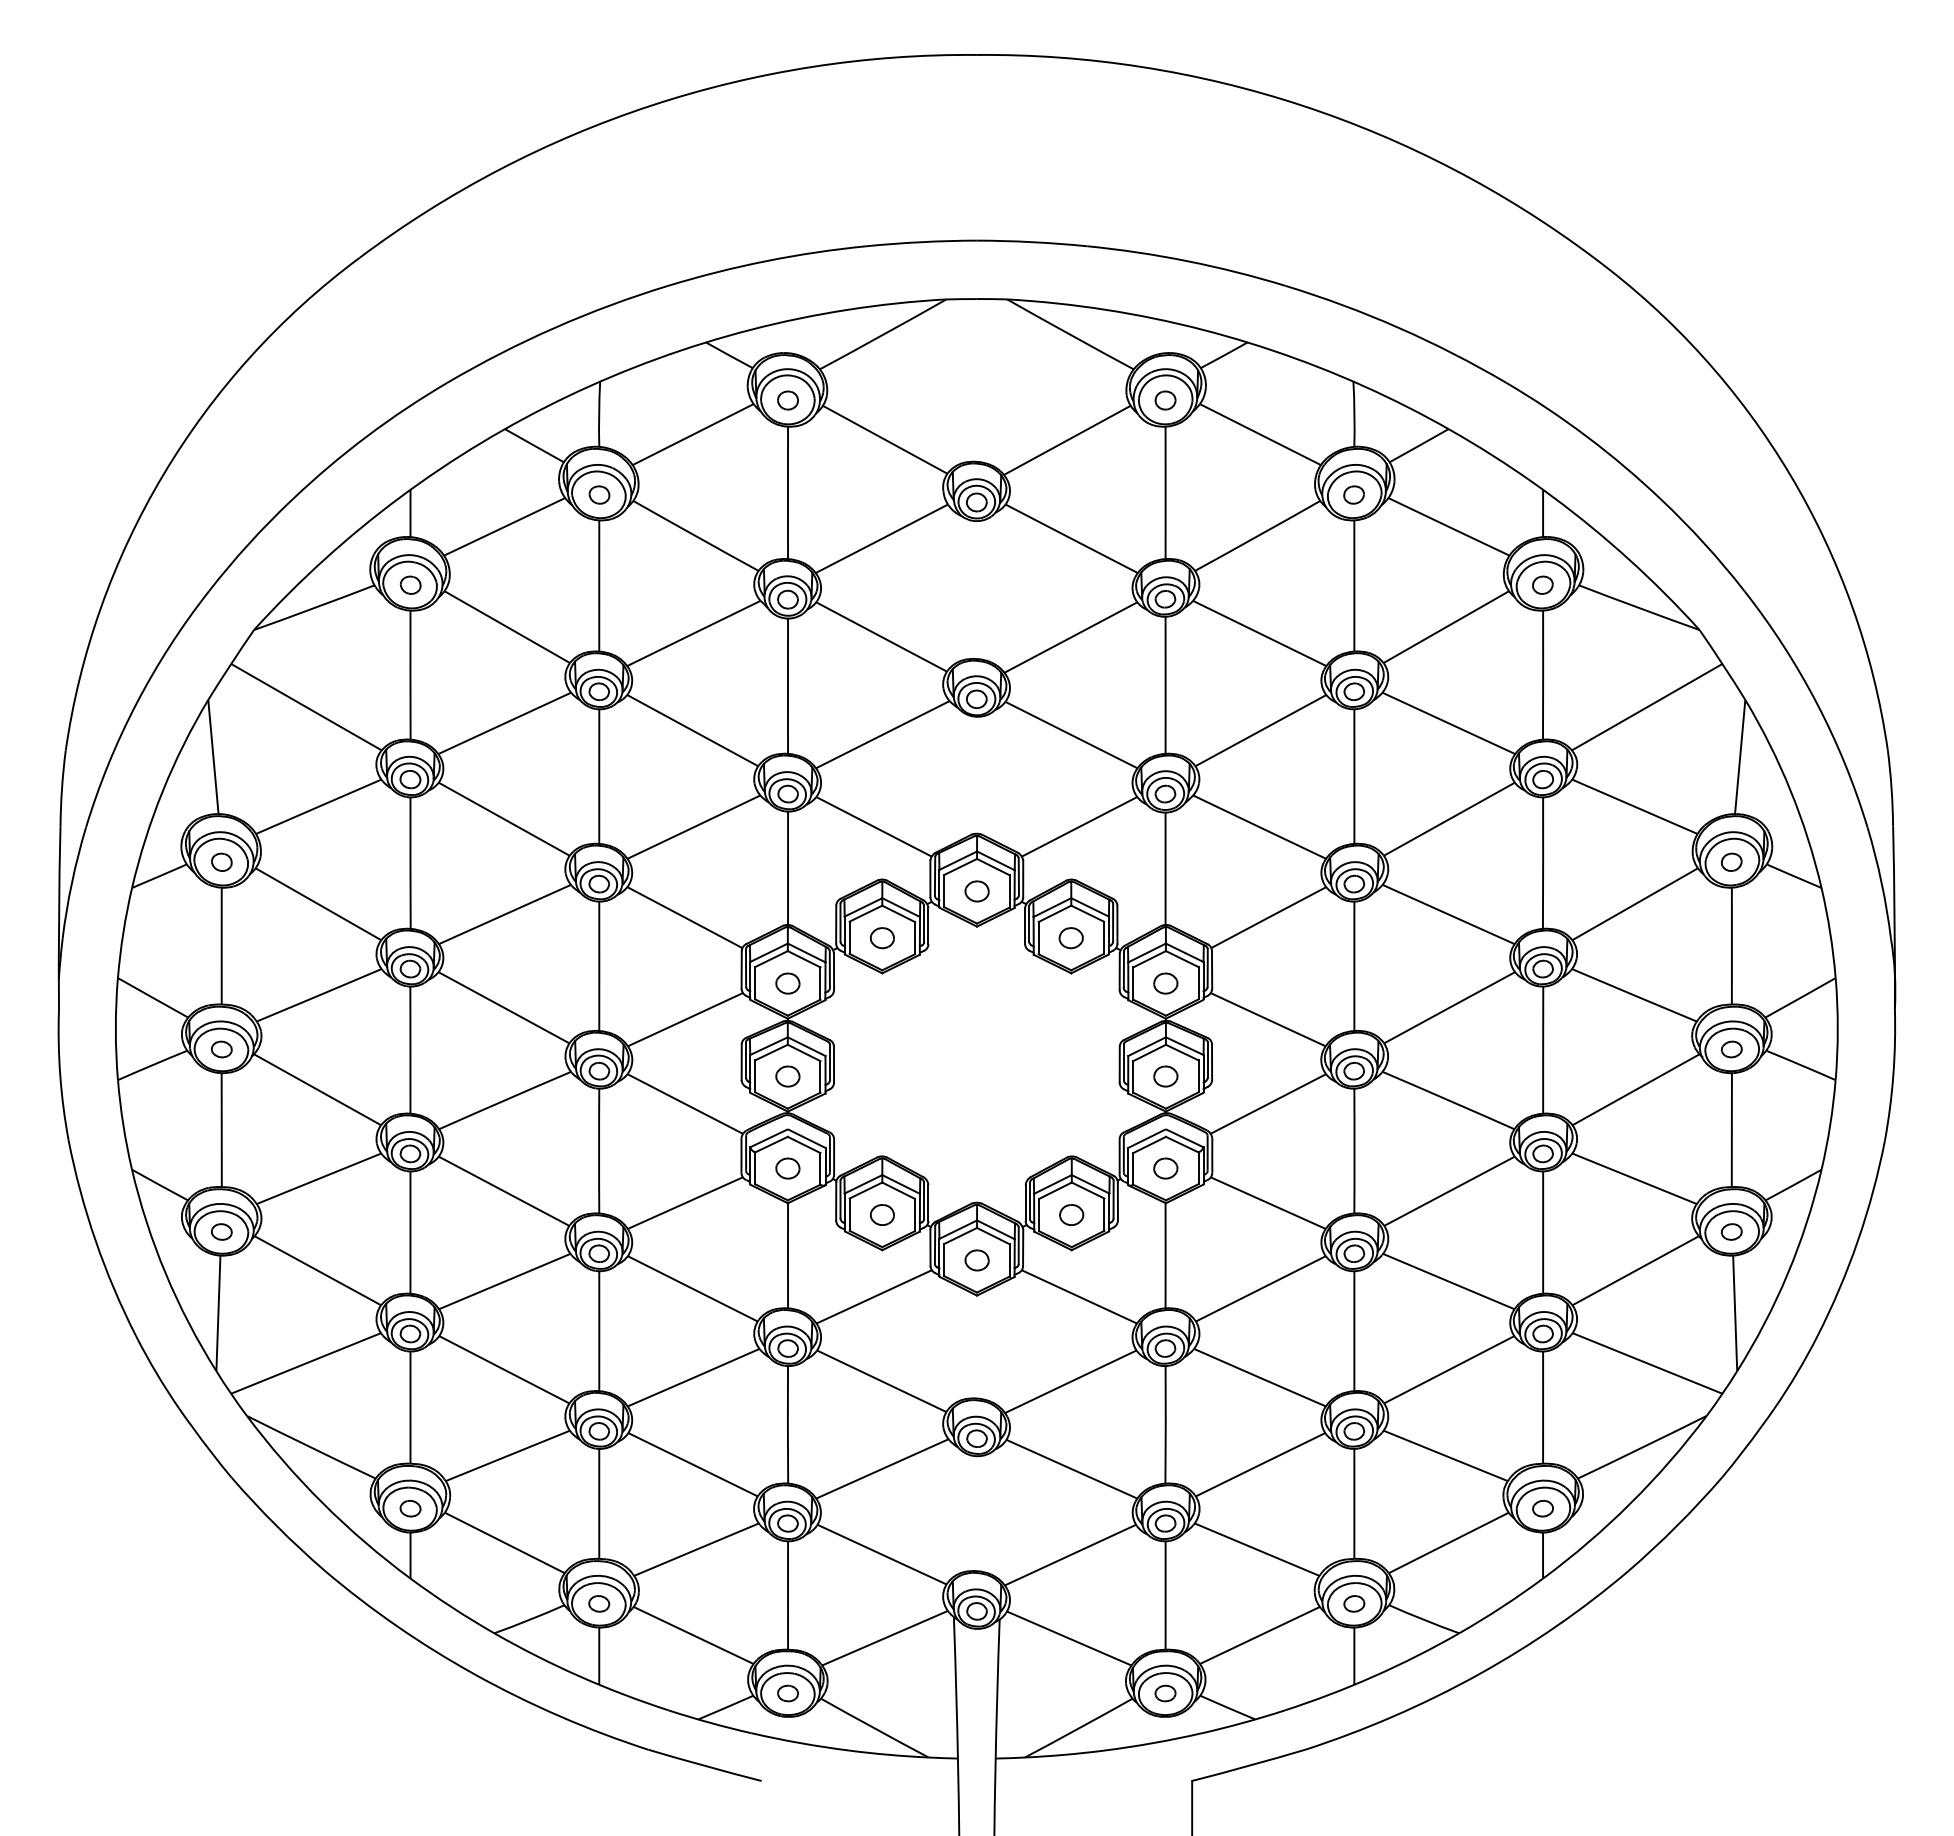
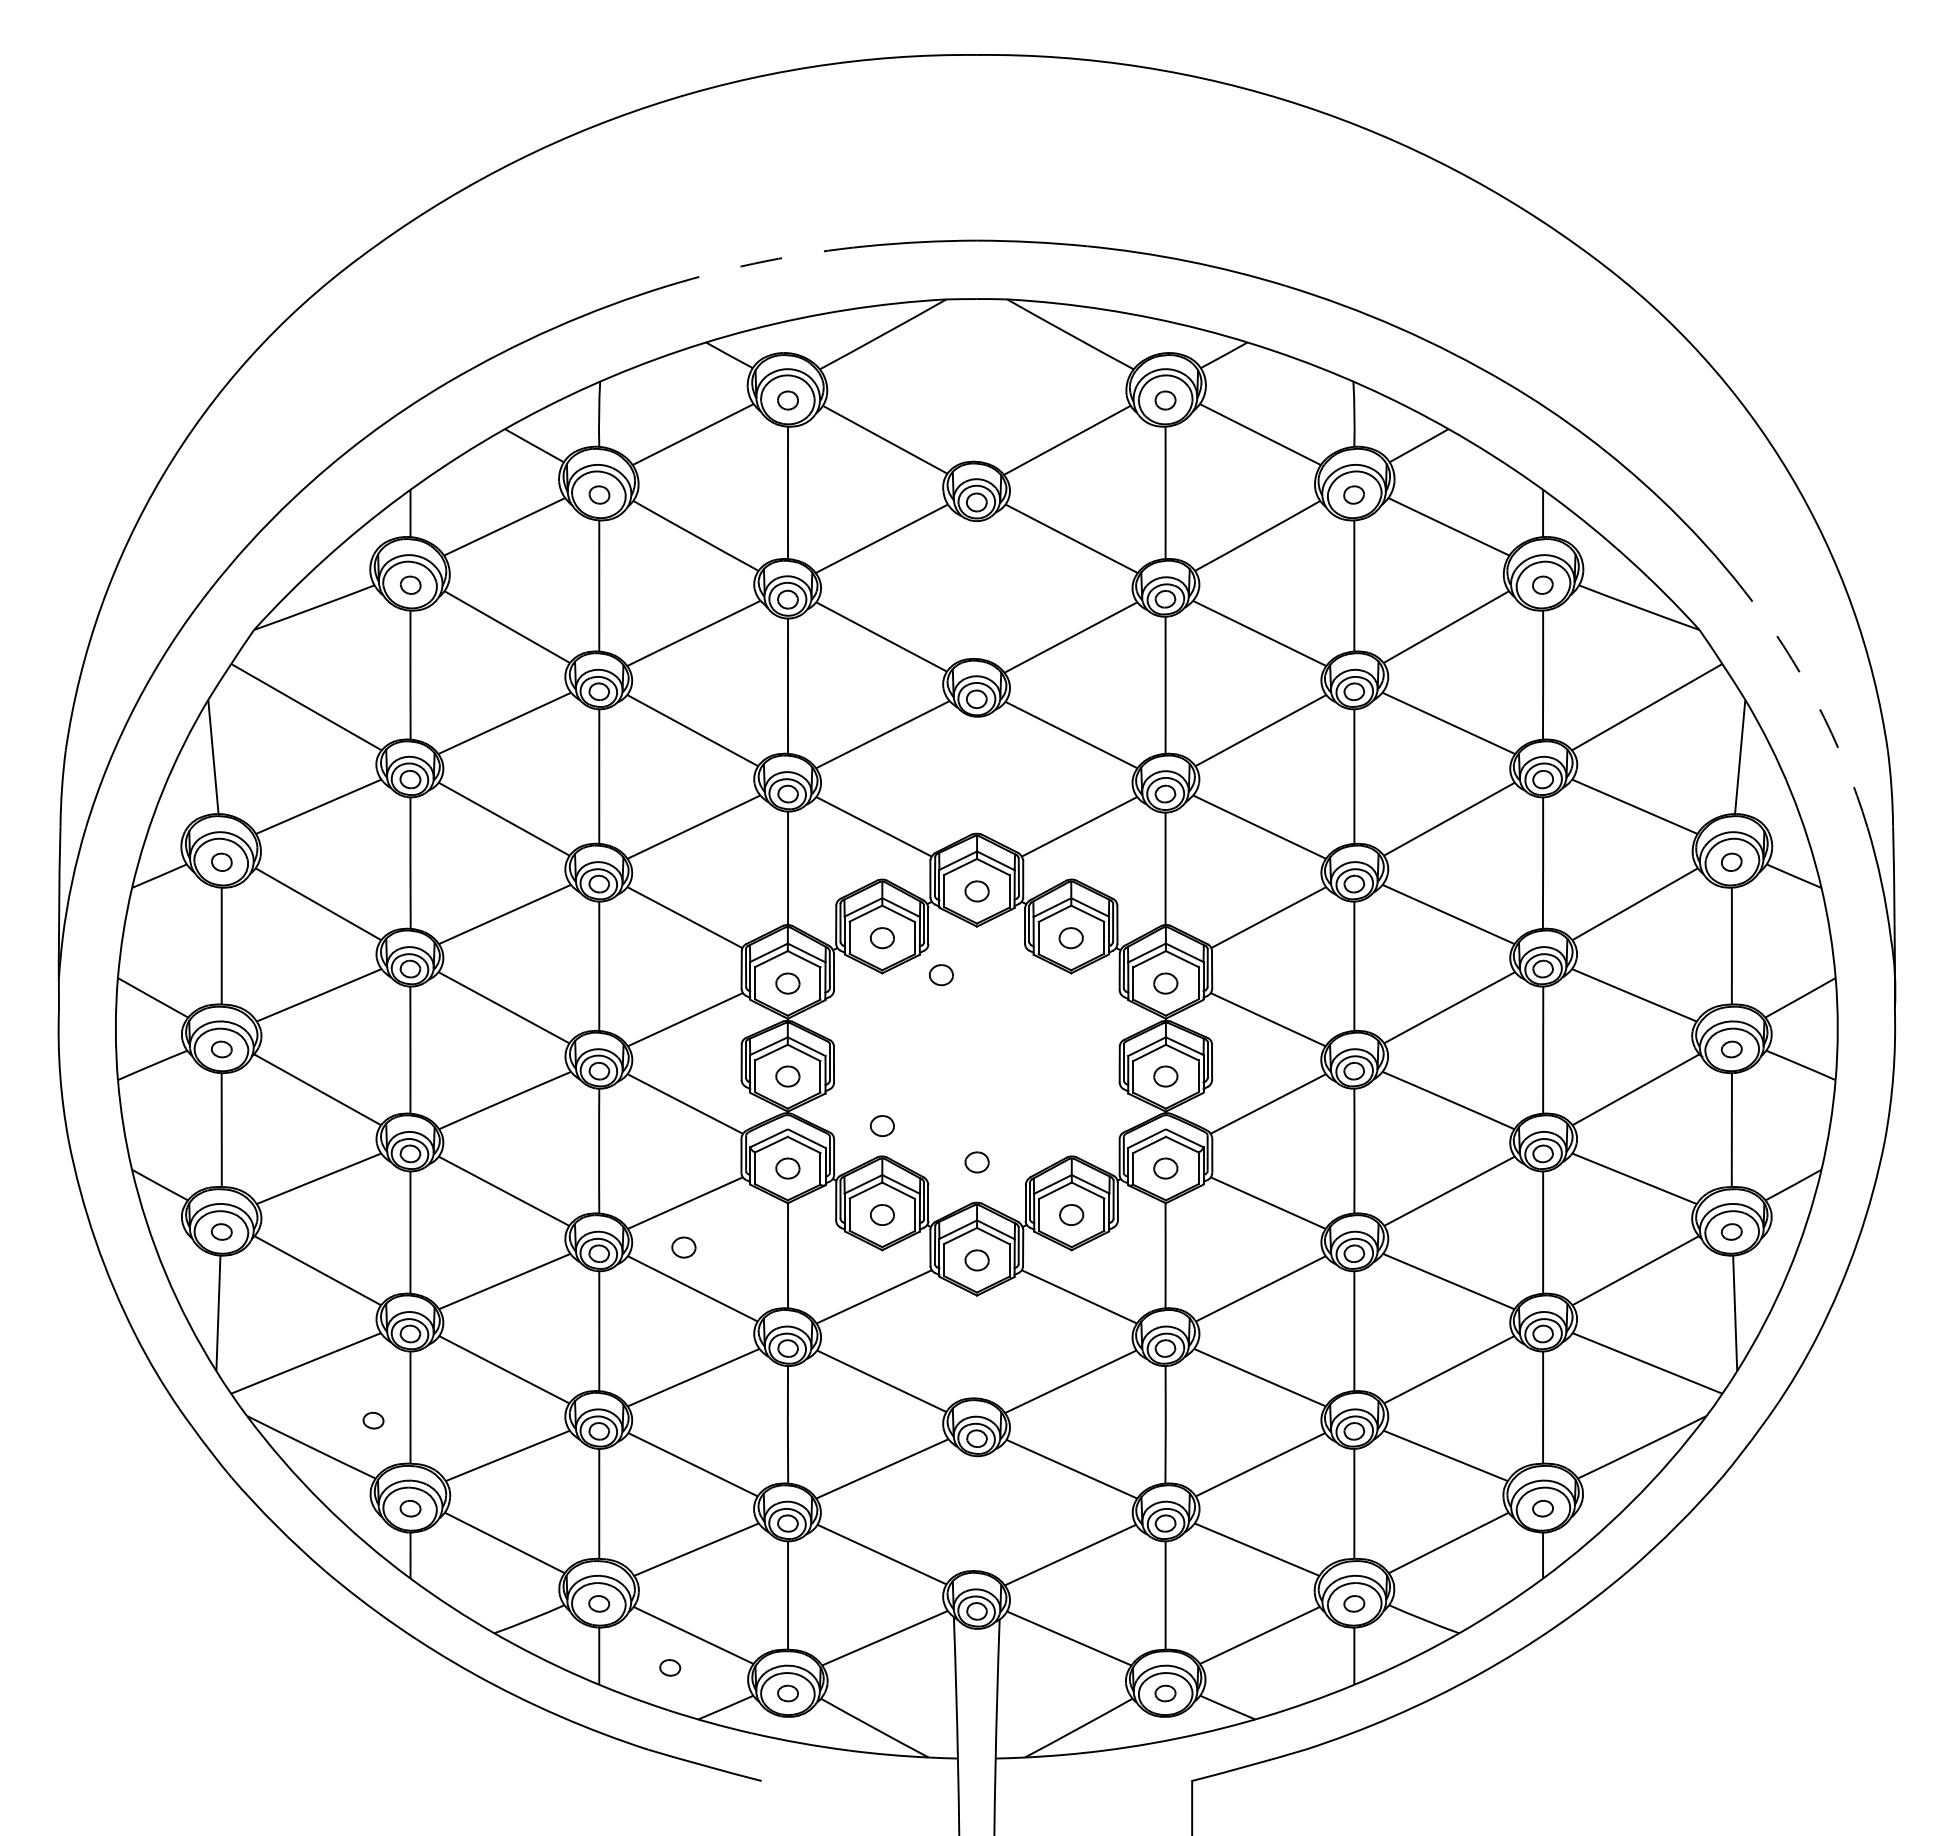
arc: solid -> dashed (766, 261)
arc: solid -> dashed (1816, 703)
part: none -> present (941, 975)
part: none -> present (882, 1125)
part: none -> present (976, 1162)
part: none -> present (683, 1247)
part: none -> present (373, 1420)
part: none -> present (670, 1667)
